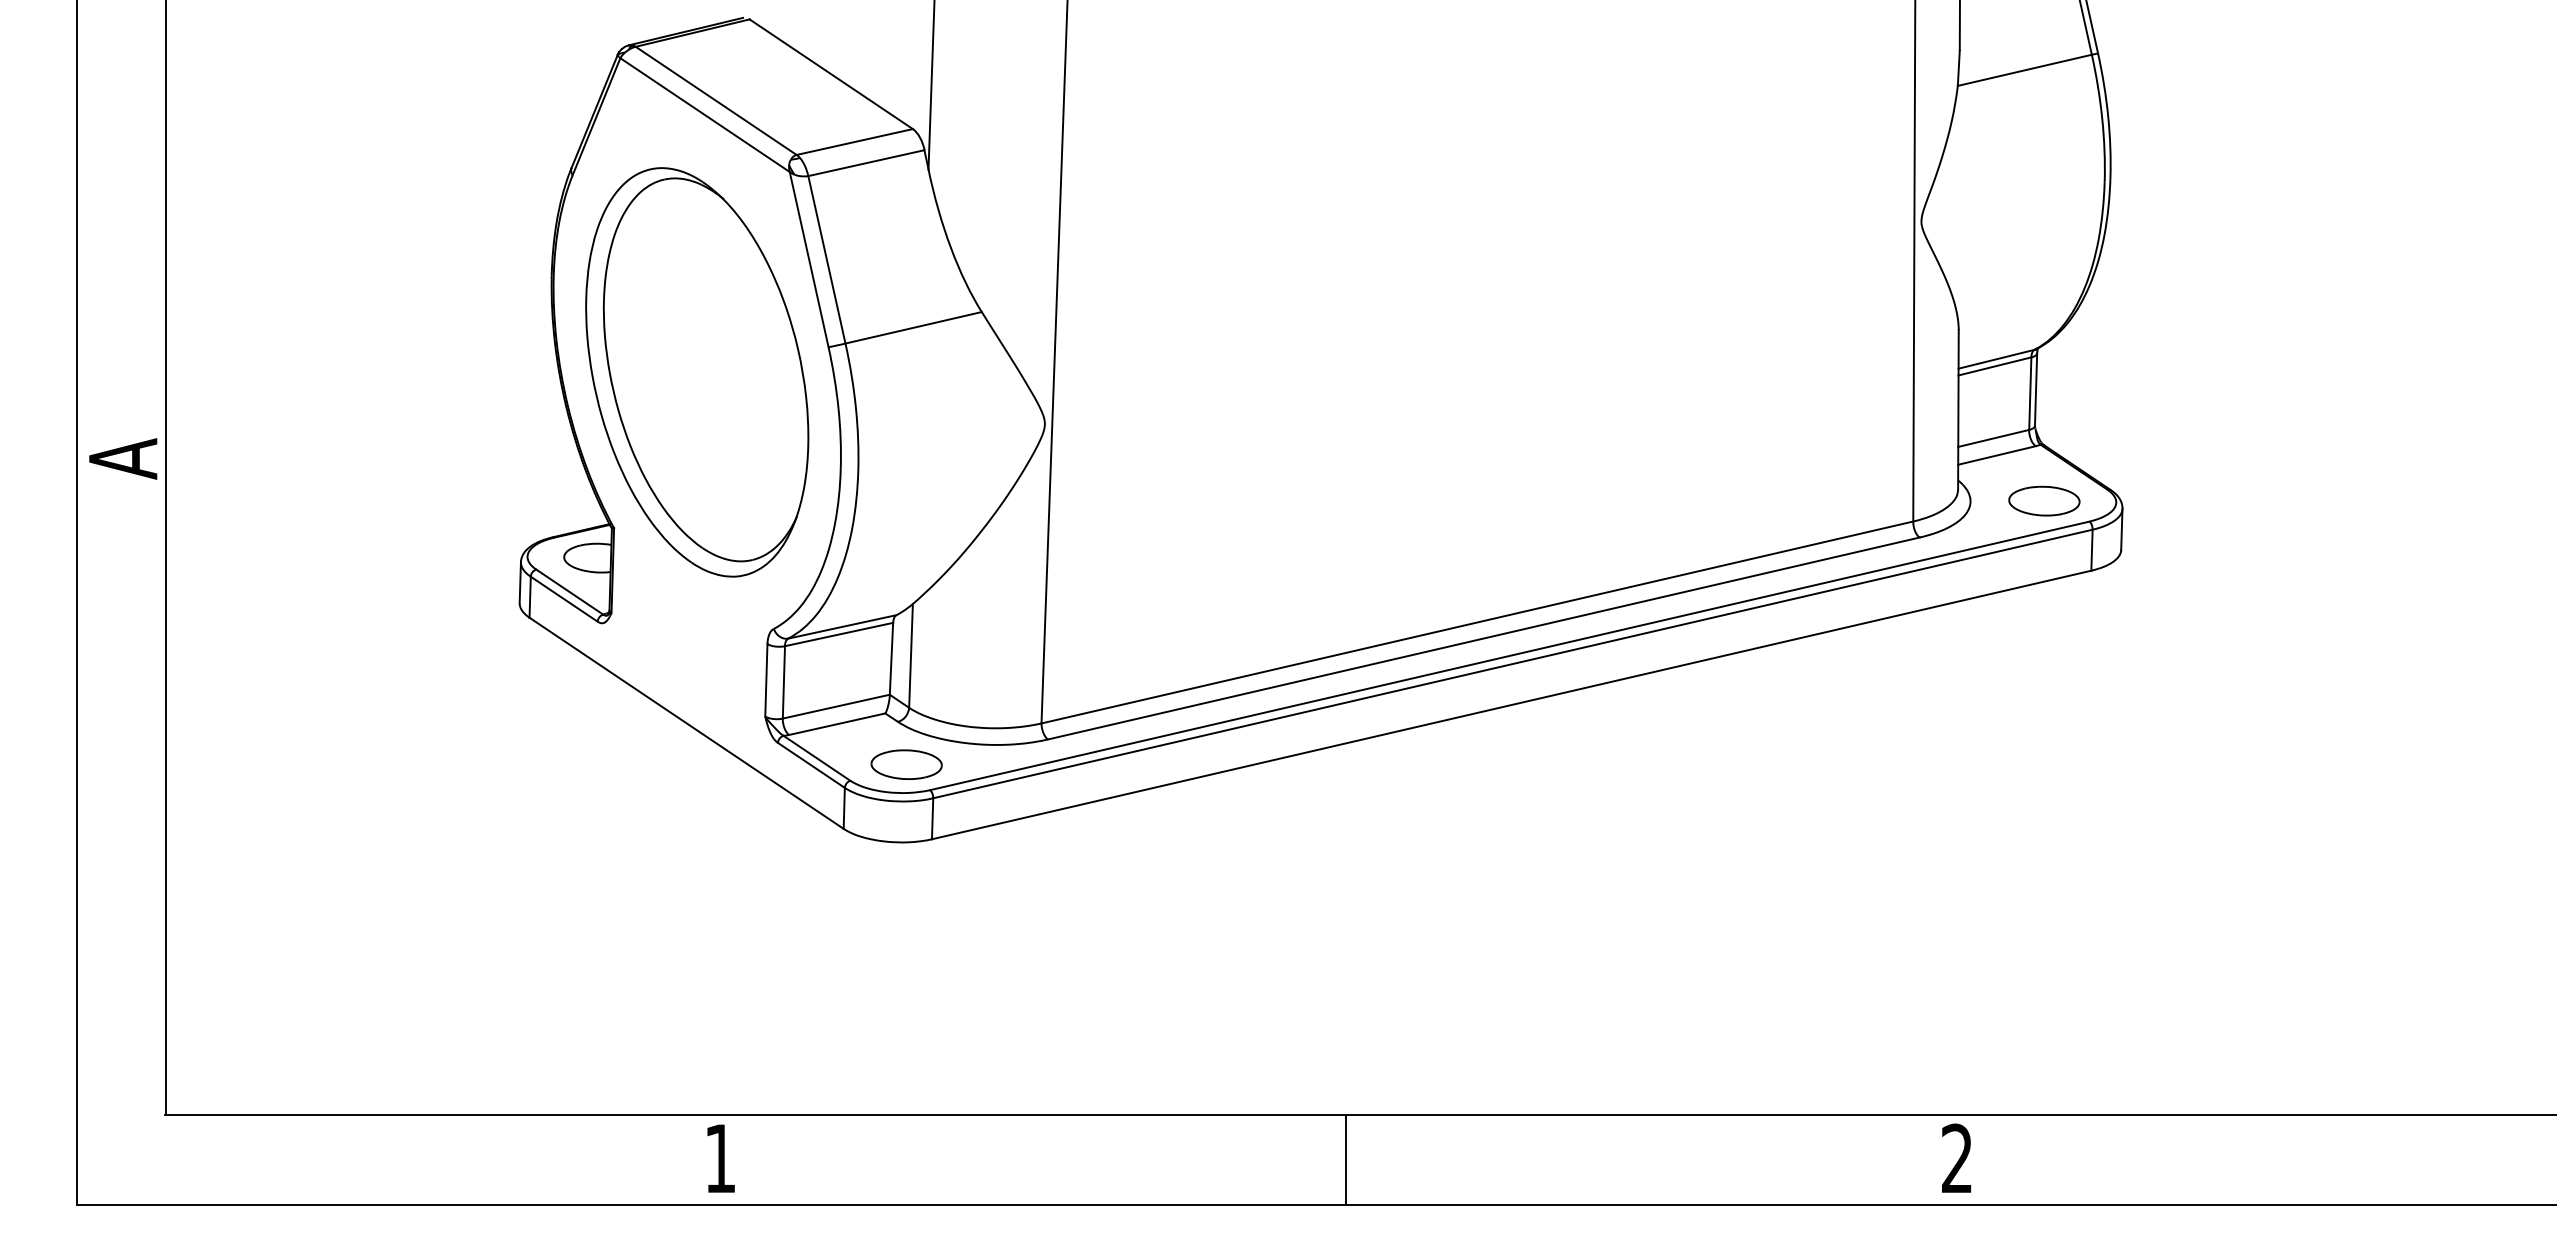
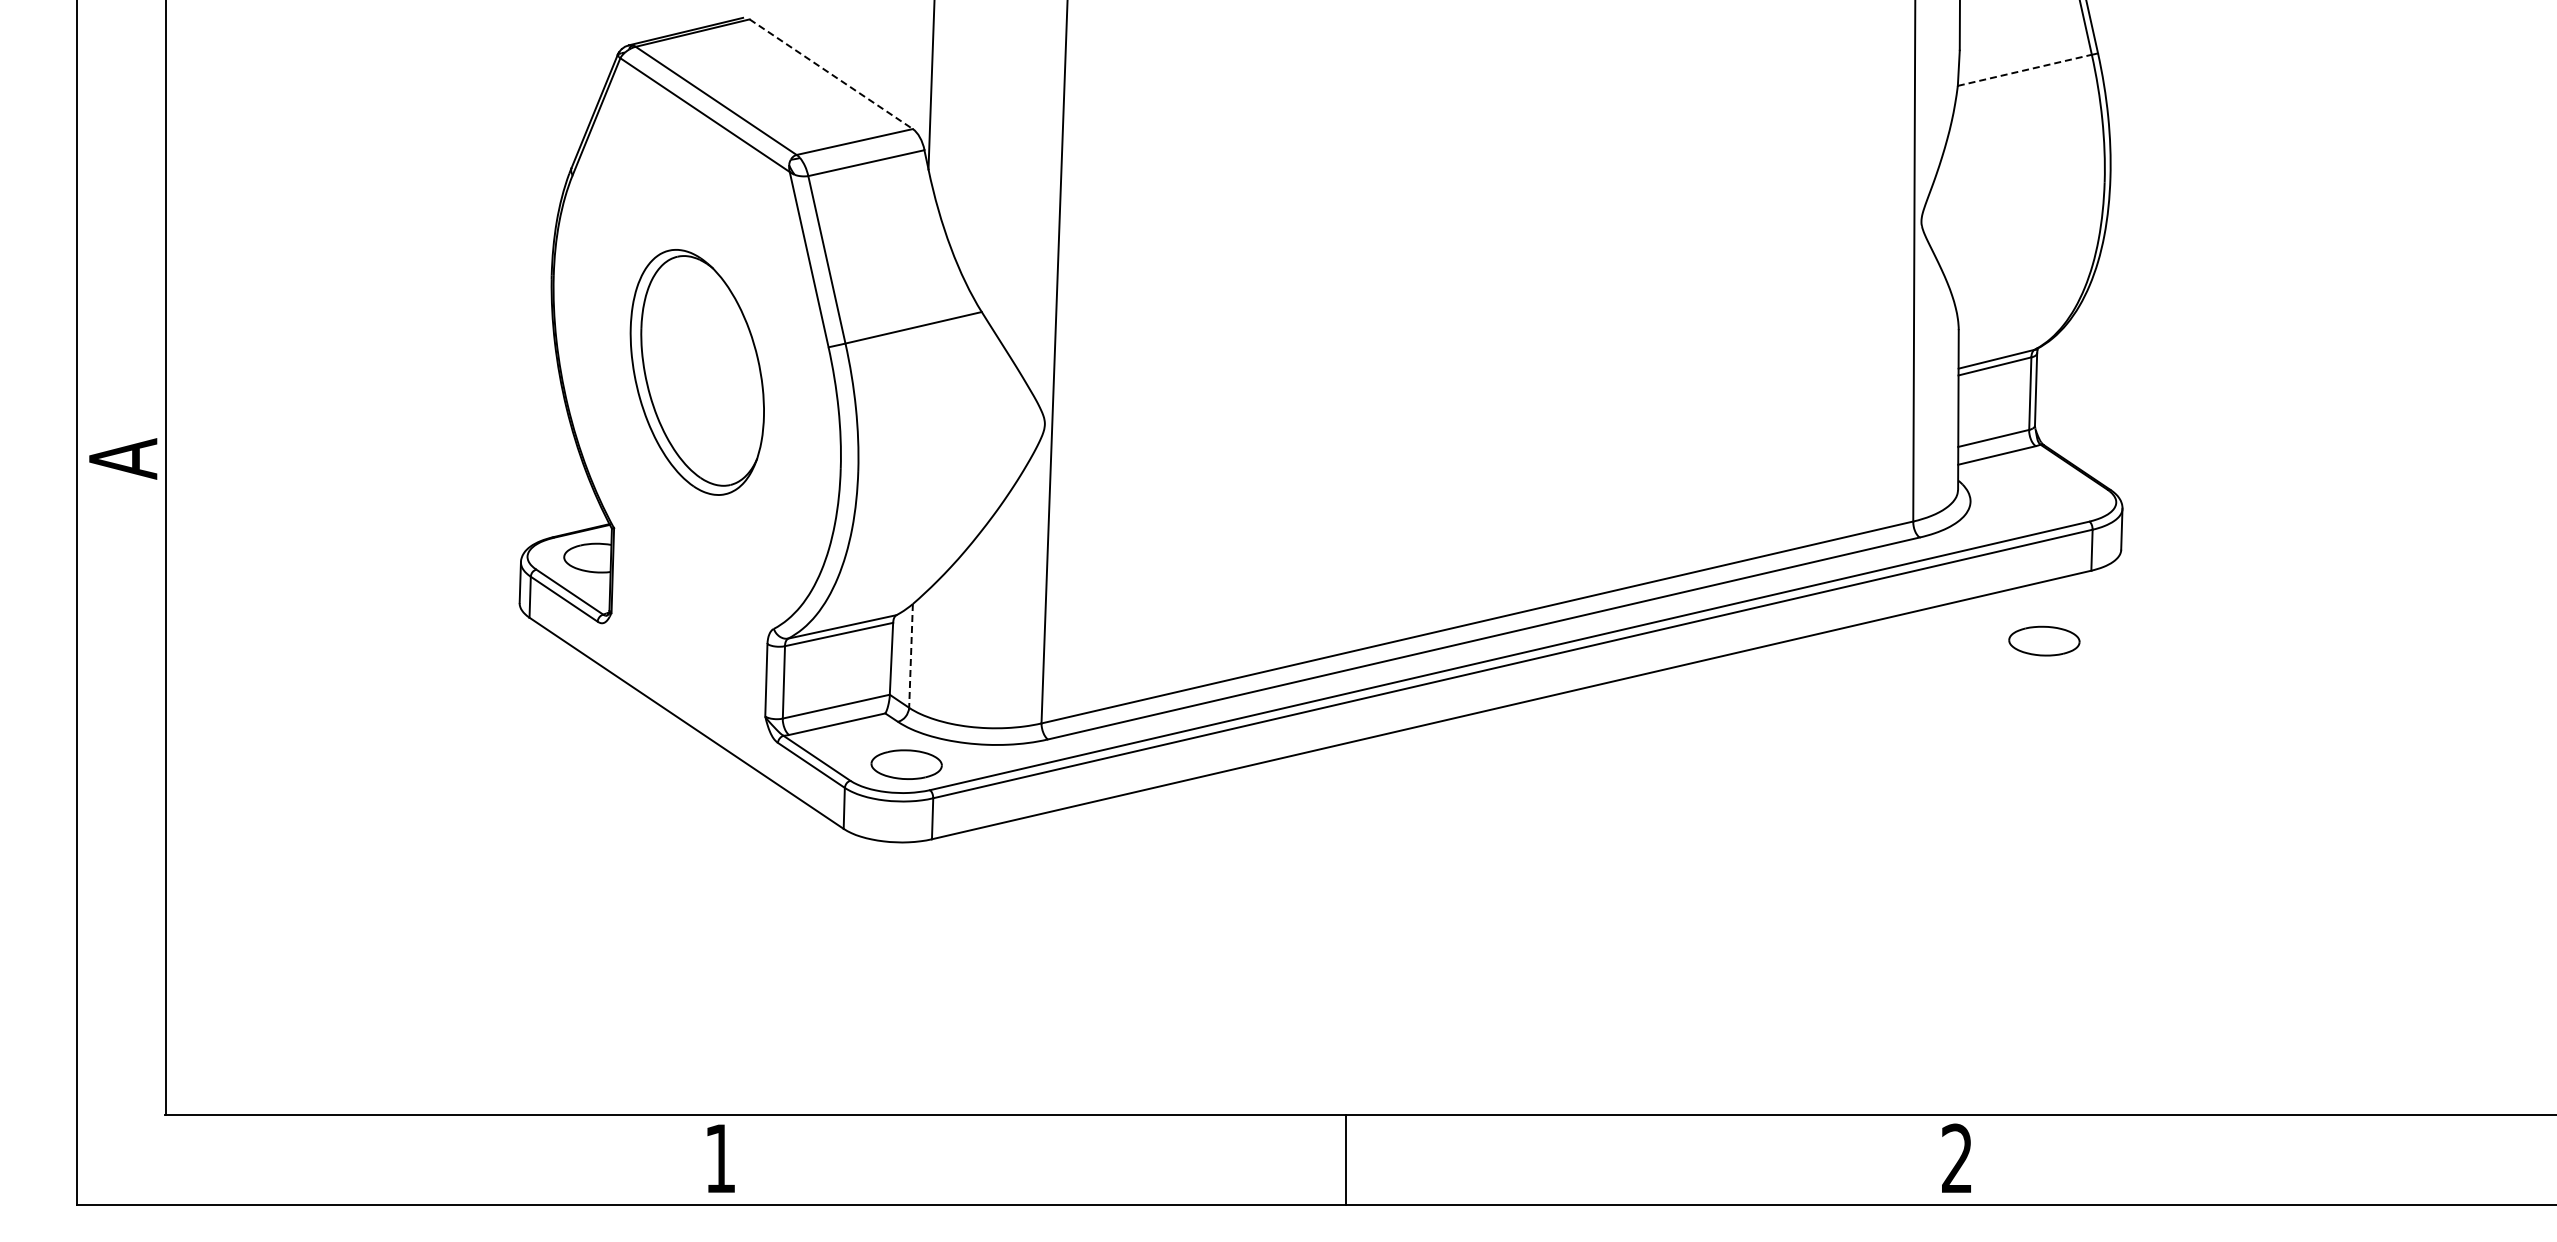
line: solid -> dashed (2024, 70)
line: solid -> dashed (831, 74)
part size: 225x411 px -> 136x247 px (696, 372)
part position: (2044, 500) -> (2044, 640) (2044, 640)
line: solid -> dashed (911, 655)
